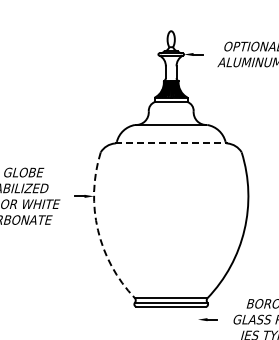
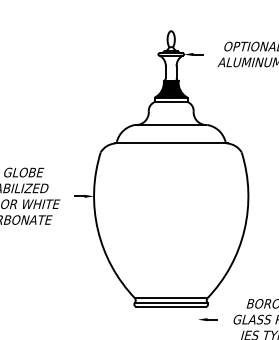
line: dashed -> solid (171, 143)
arc: dashed -> solid (97, 230)
